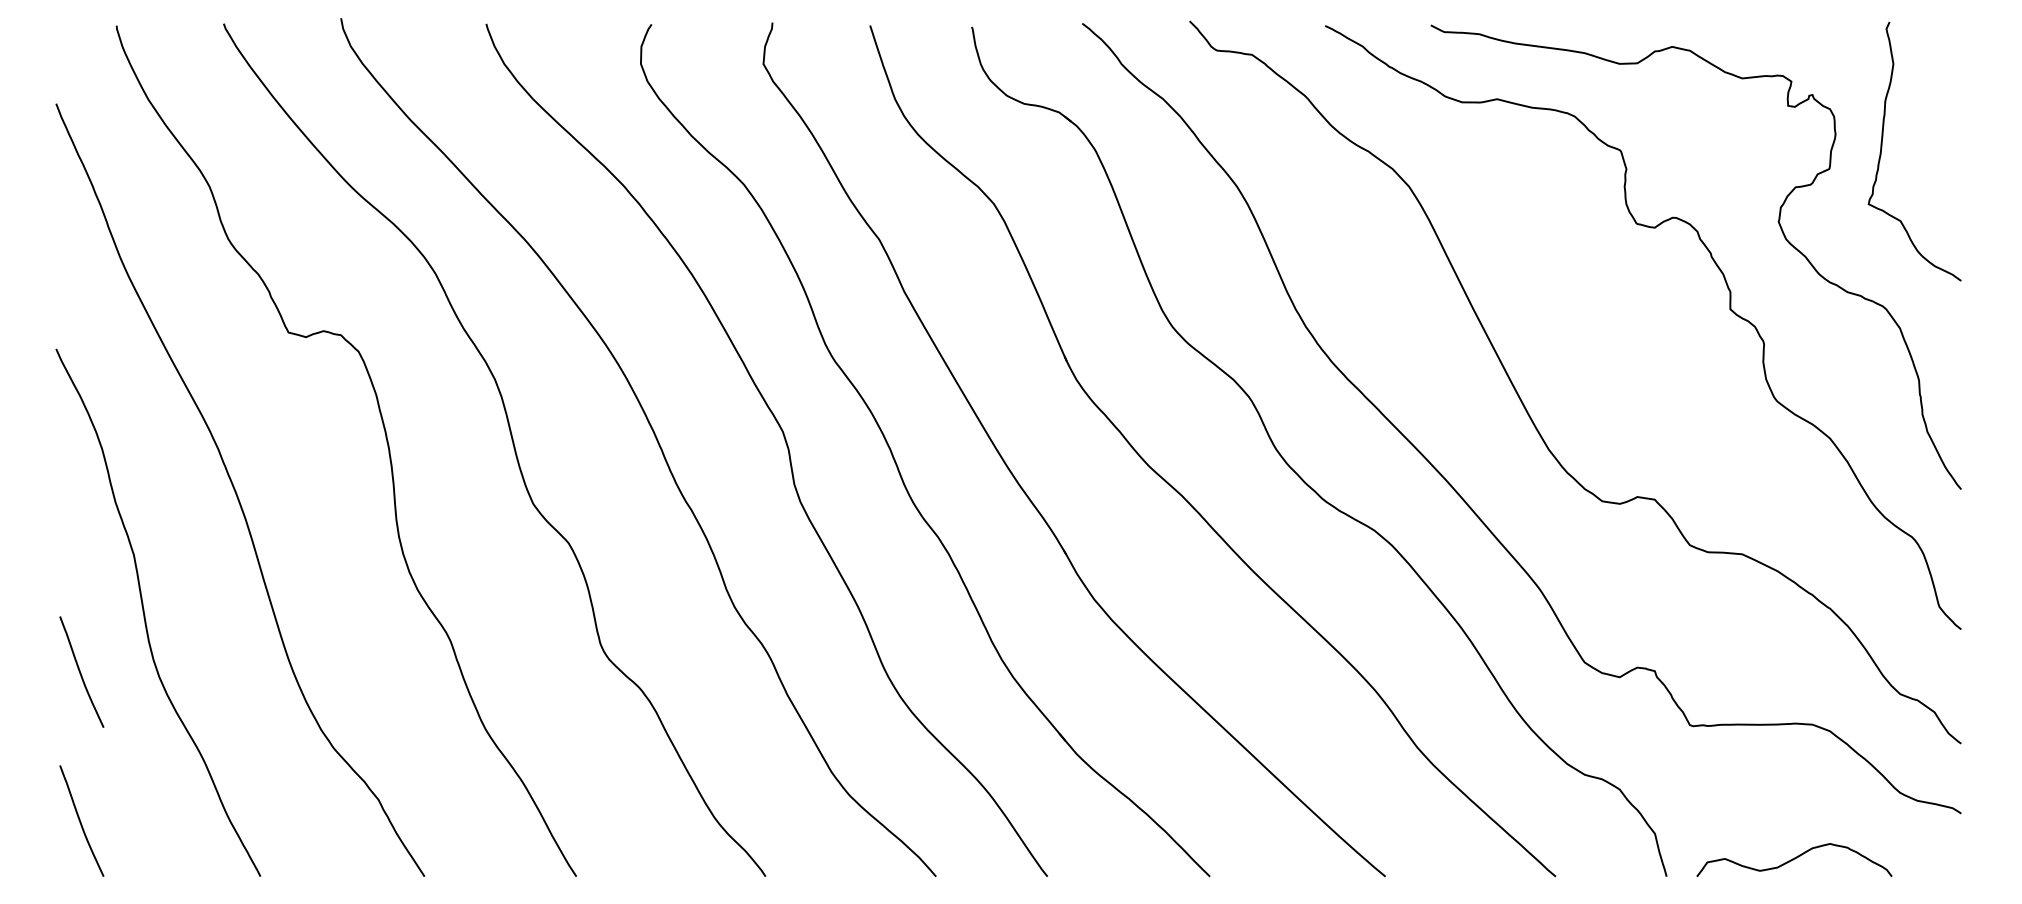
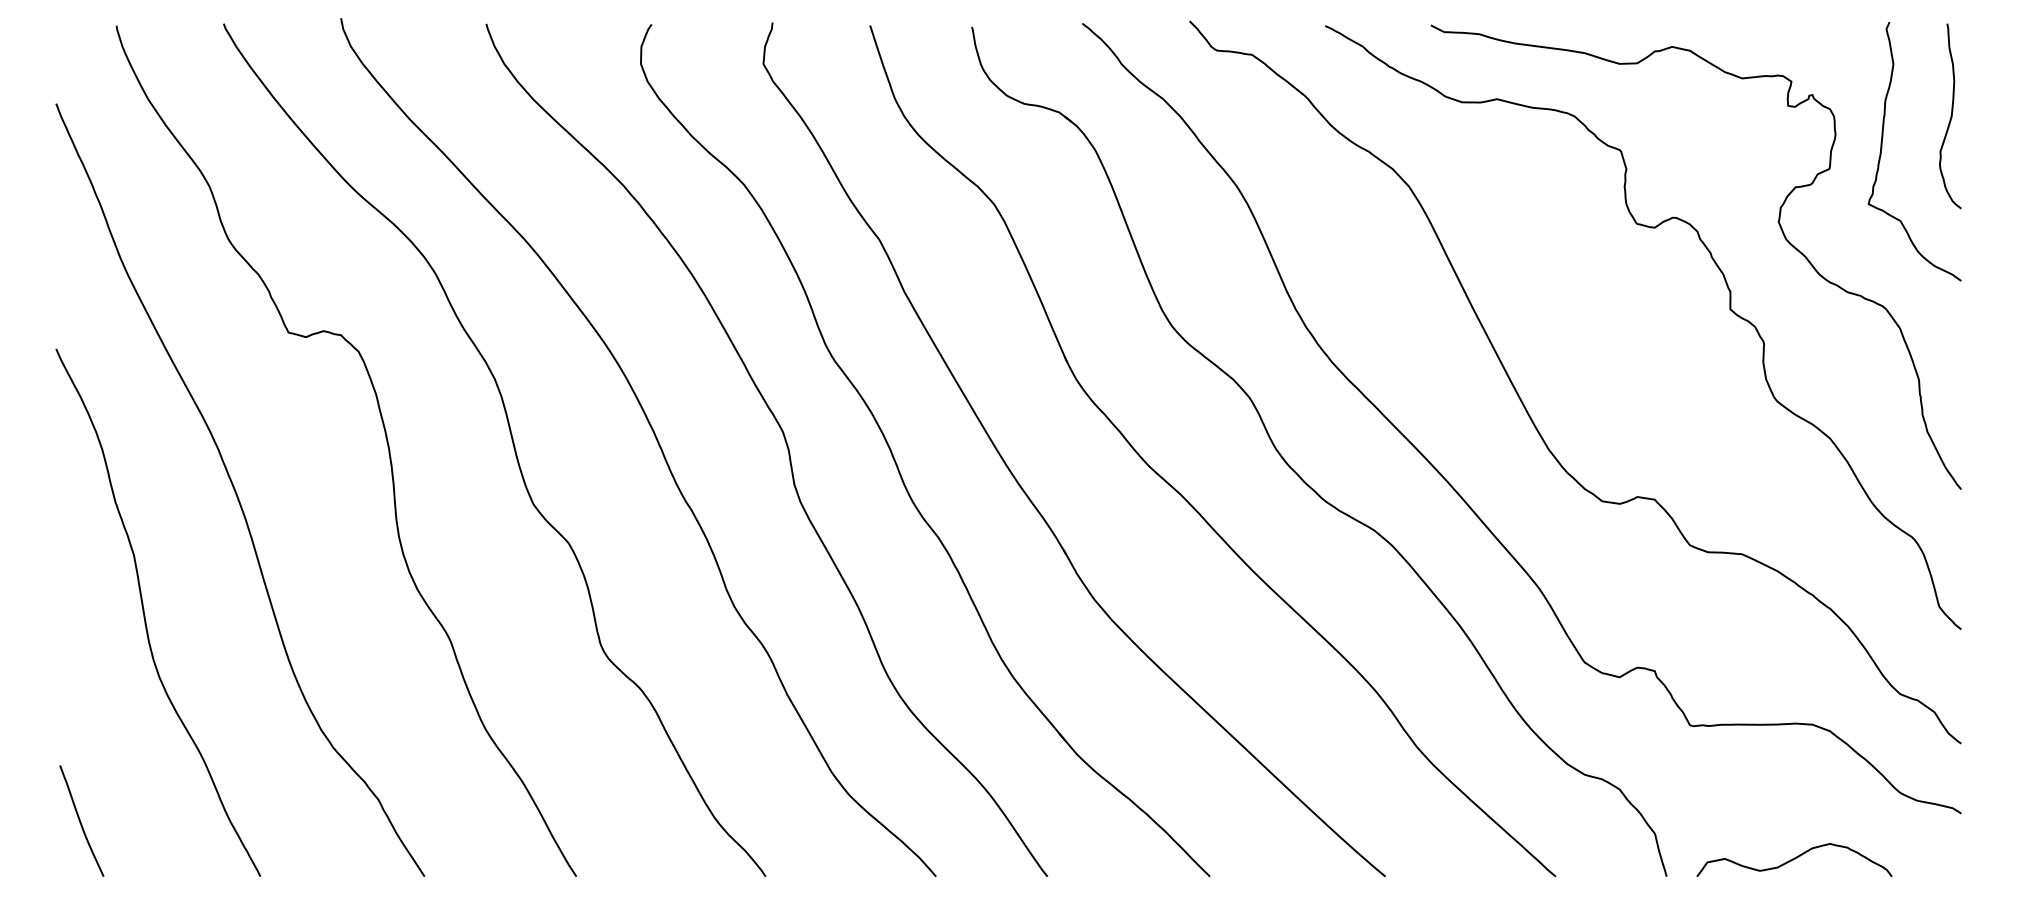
curve: none -> present (1950, 116)
curve: present -> none (80, 671)
